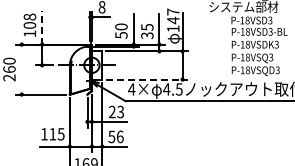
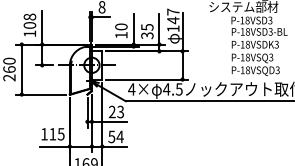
line: dashed -> solid (42, 27)
text: 50 -> 10 (121, 35)
line: none -> present (21, 69)
line: dashed -> solid (147, 79)
text: 56 -> 54 (119, 136)
